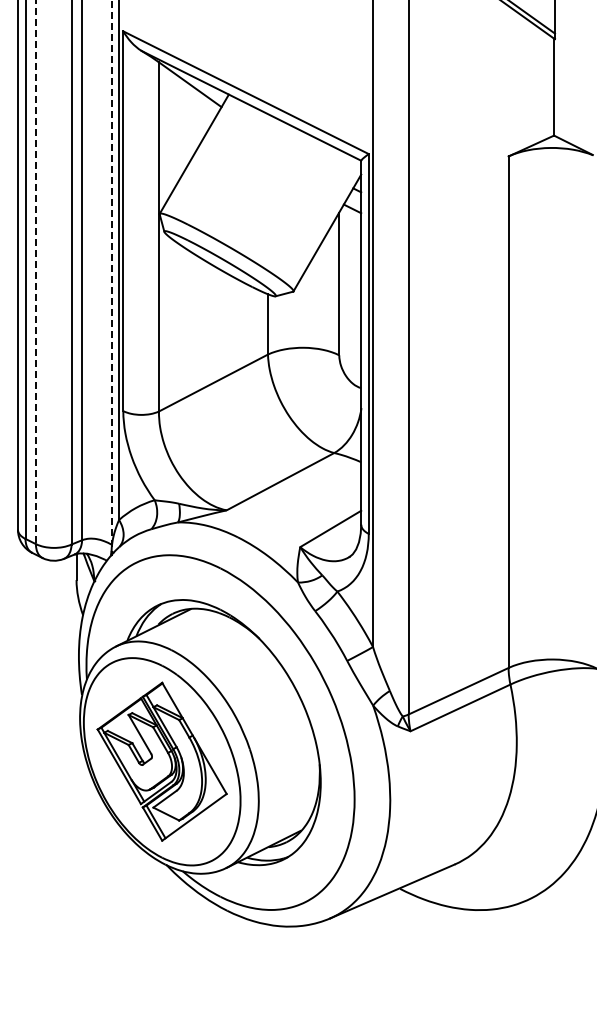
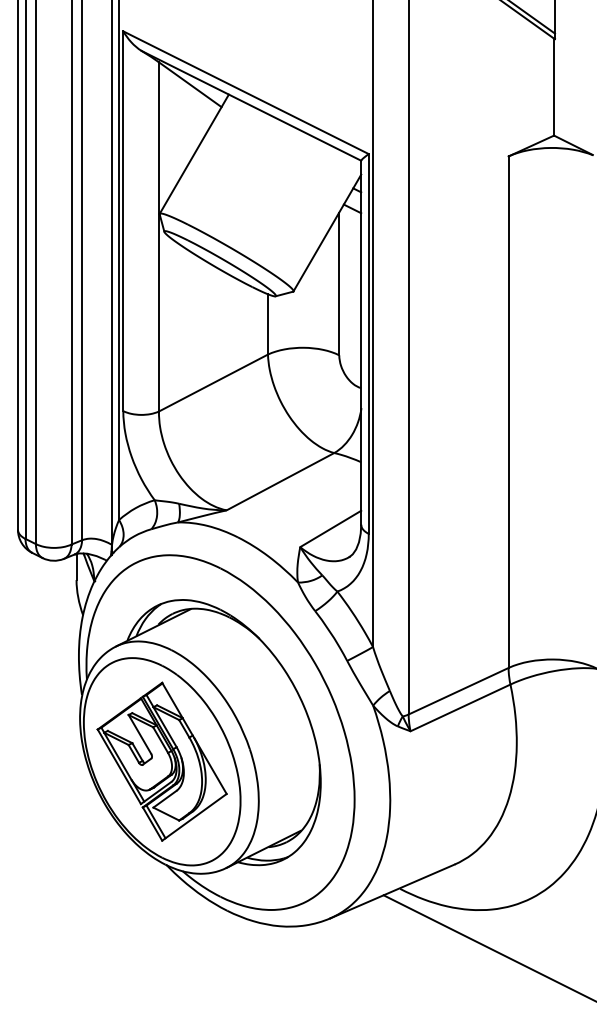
line: dashed -> solid (35, 272)
line: dashed -> solid (111, 277)
line: none -> present (488, 947)
